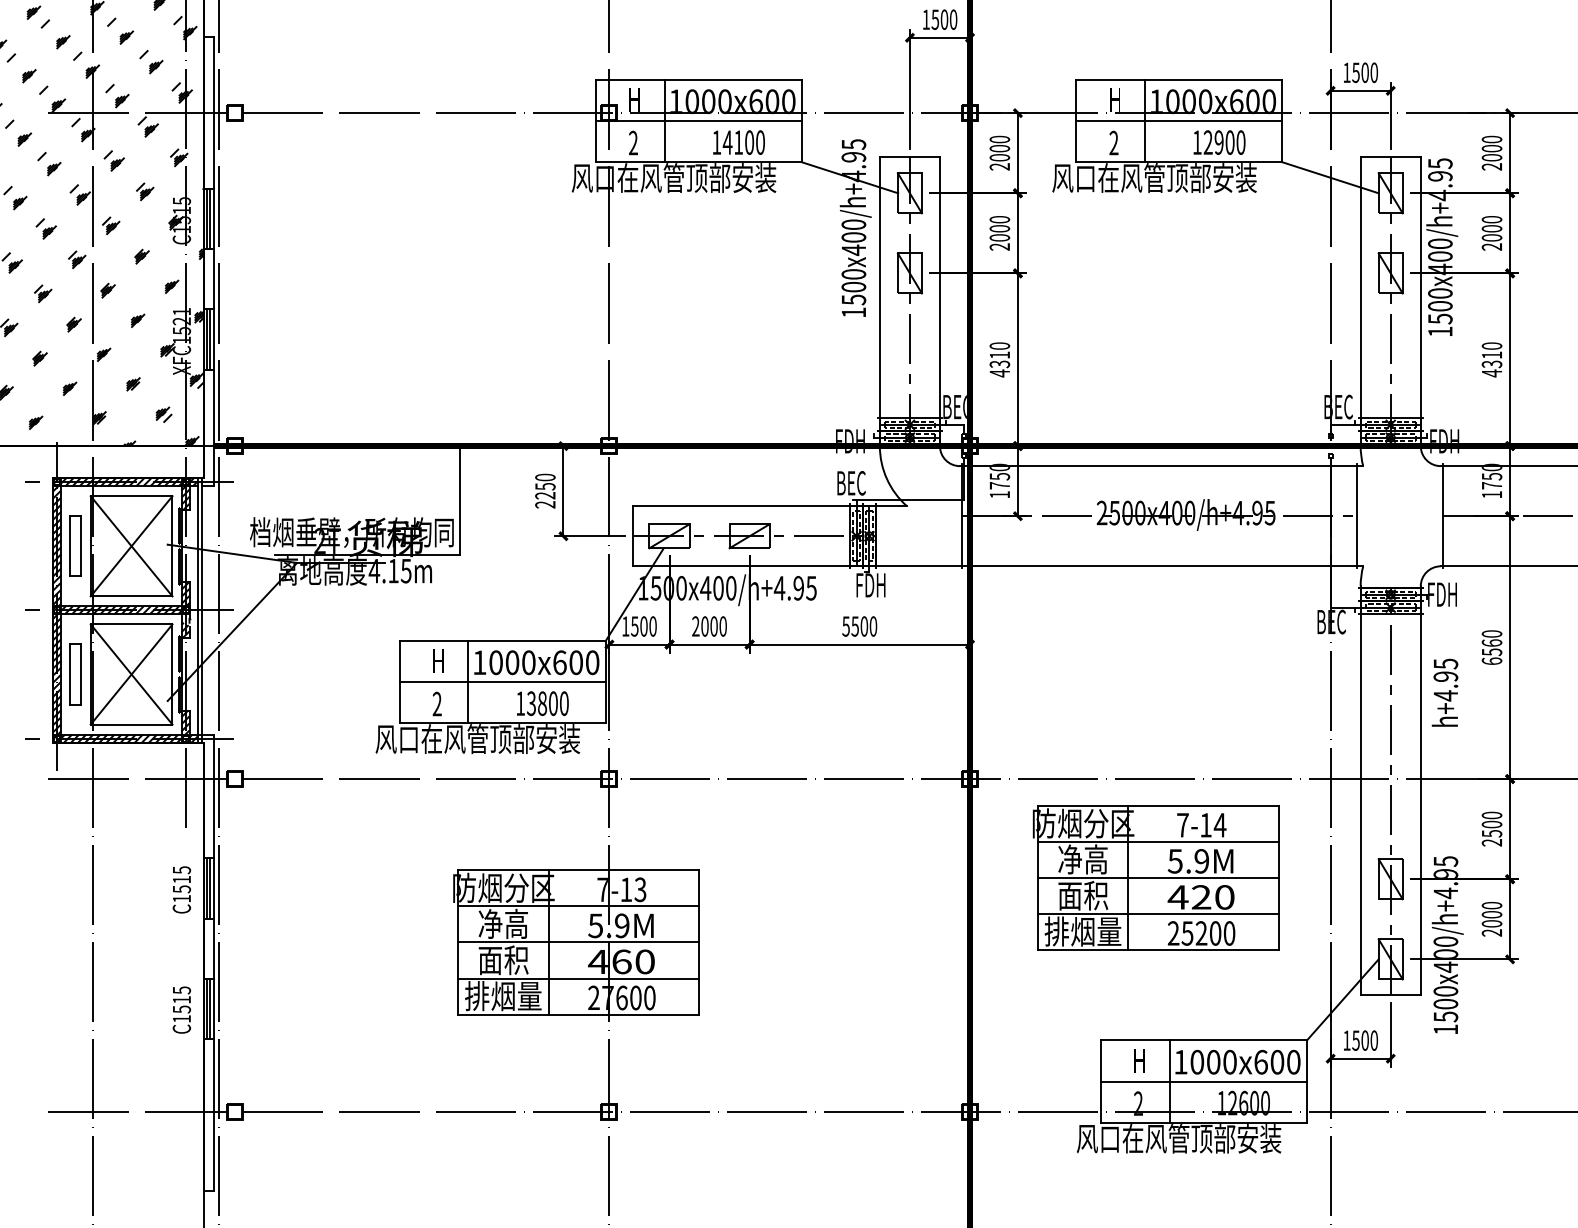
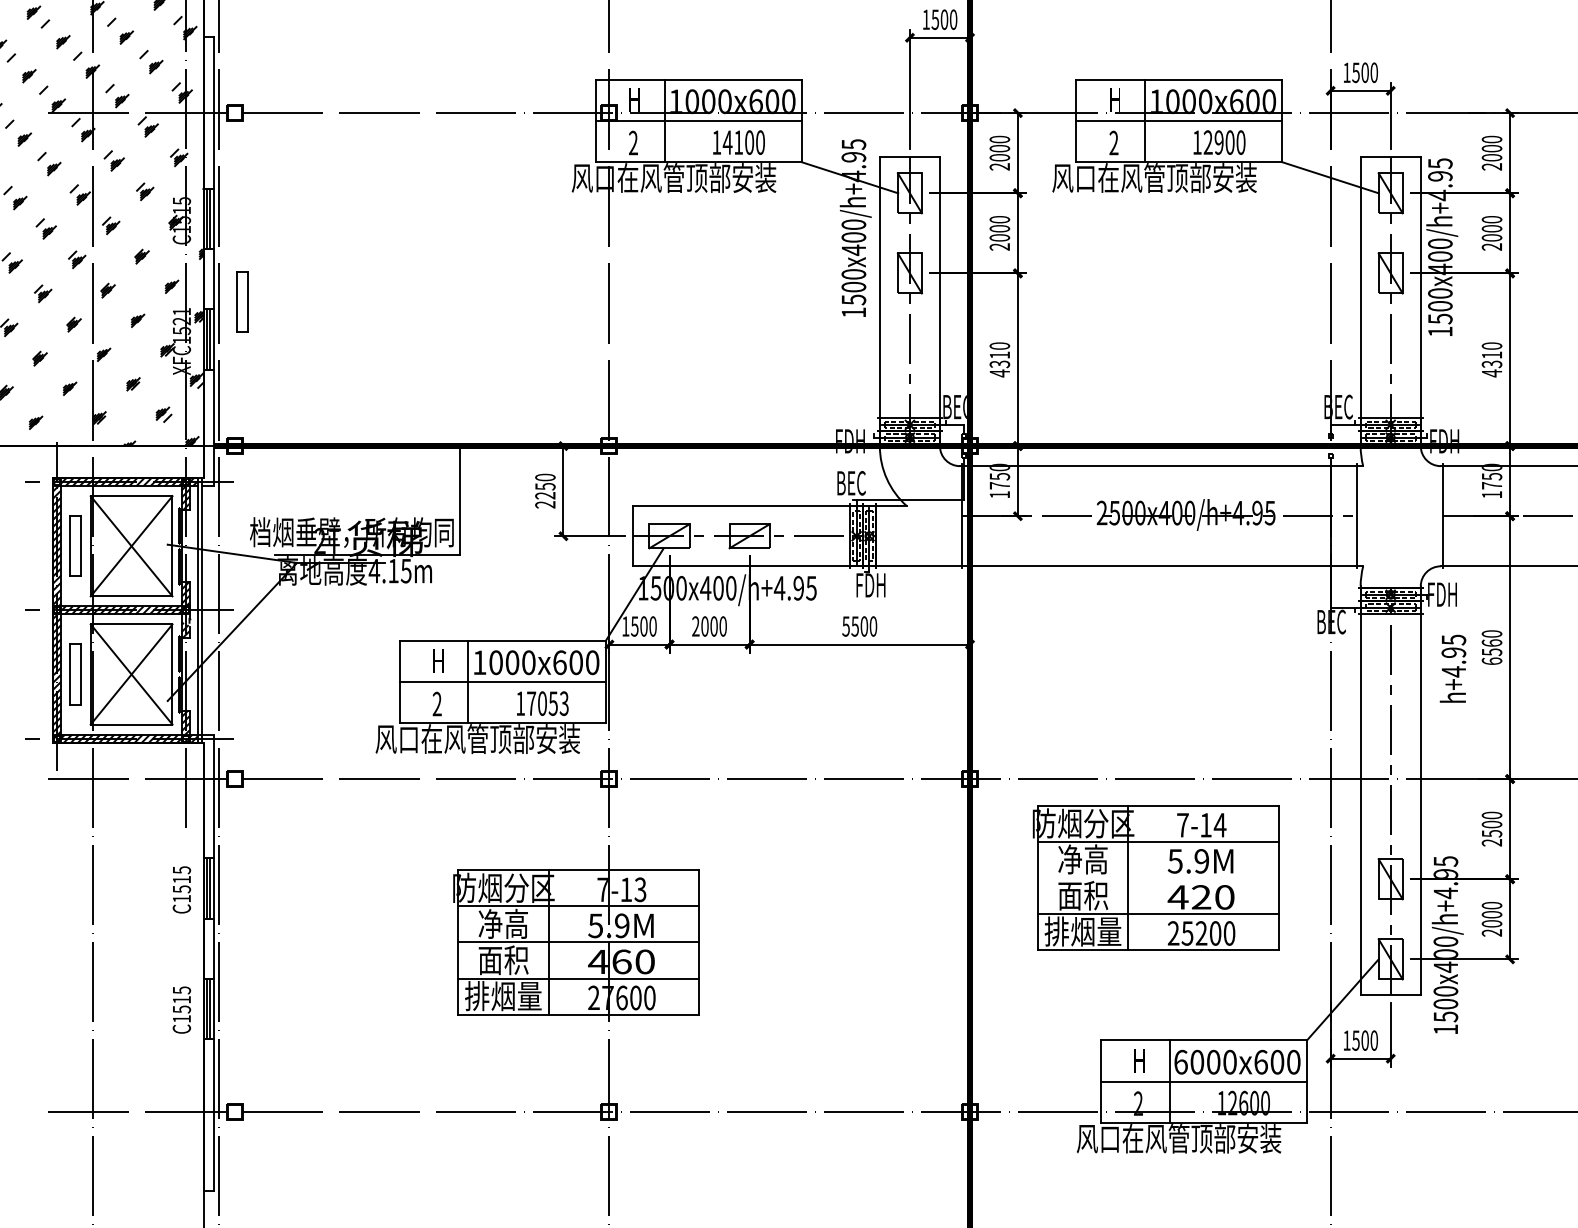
part: none -> present (242, 301)
text position: (1444, 692) -> (1452, 668) (1452, 668)
text: 13800 -> 17053 (547, 703)
line: present -> none (1158, 877)
text: 1000x600 -> 6000x600 (1180, 1061)
